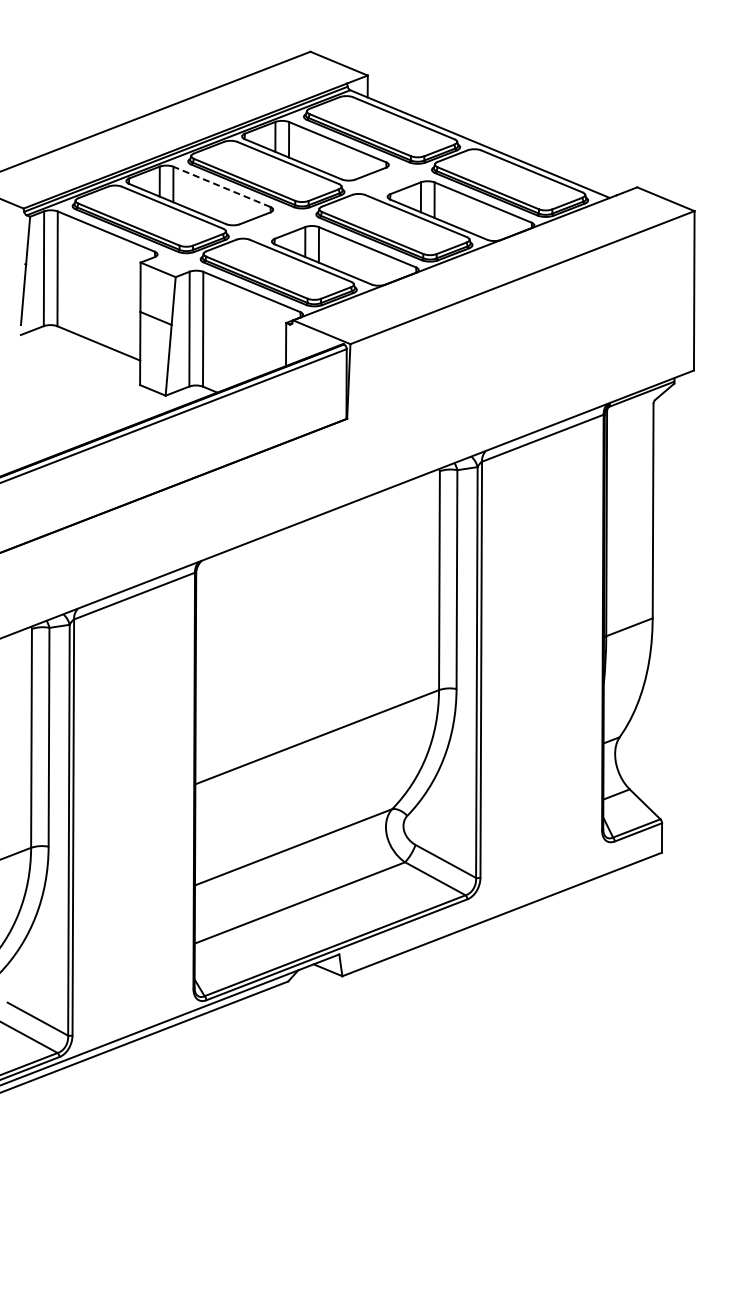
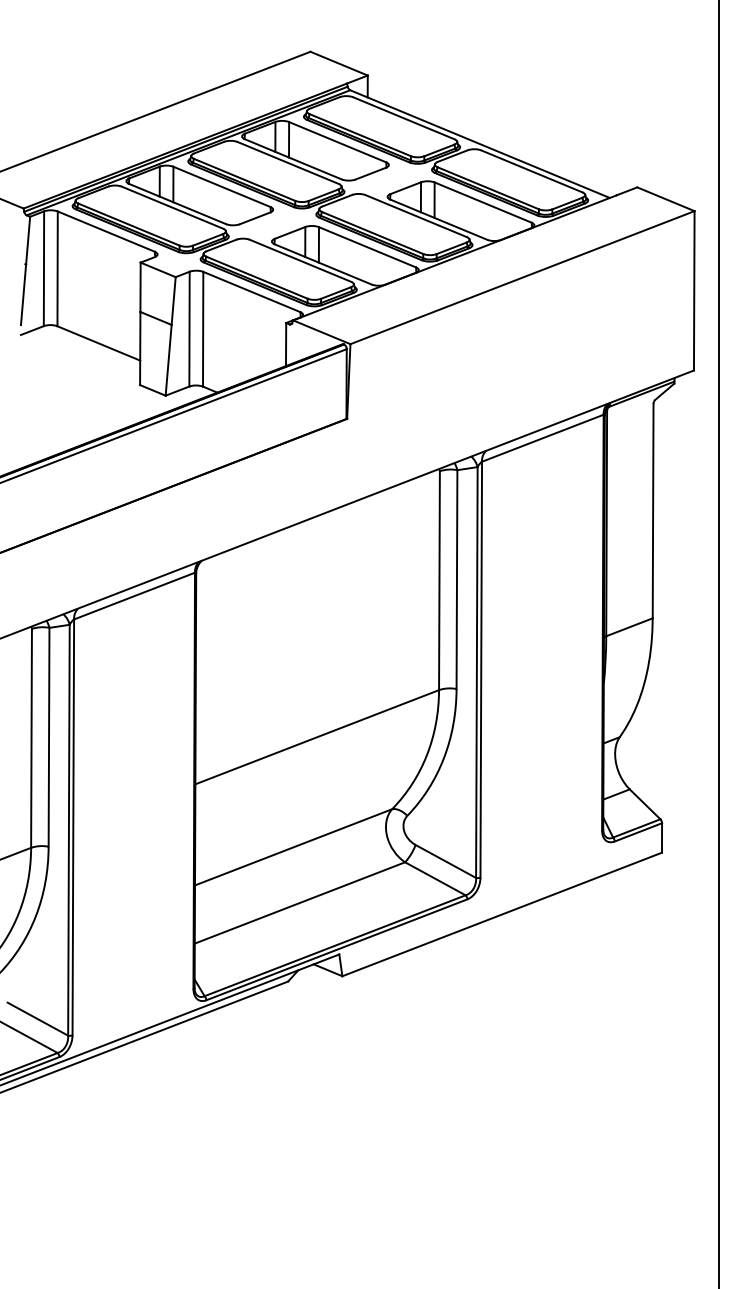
line: dashed -> solid (221, 186)
line: none -> present (718, 643)
